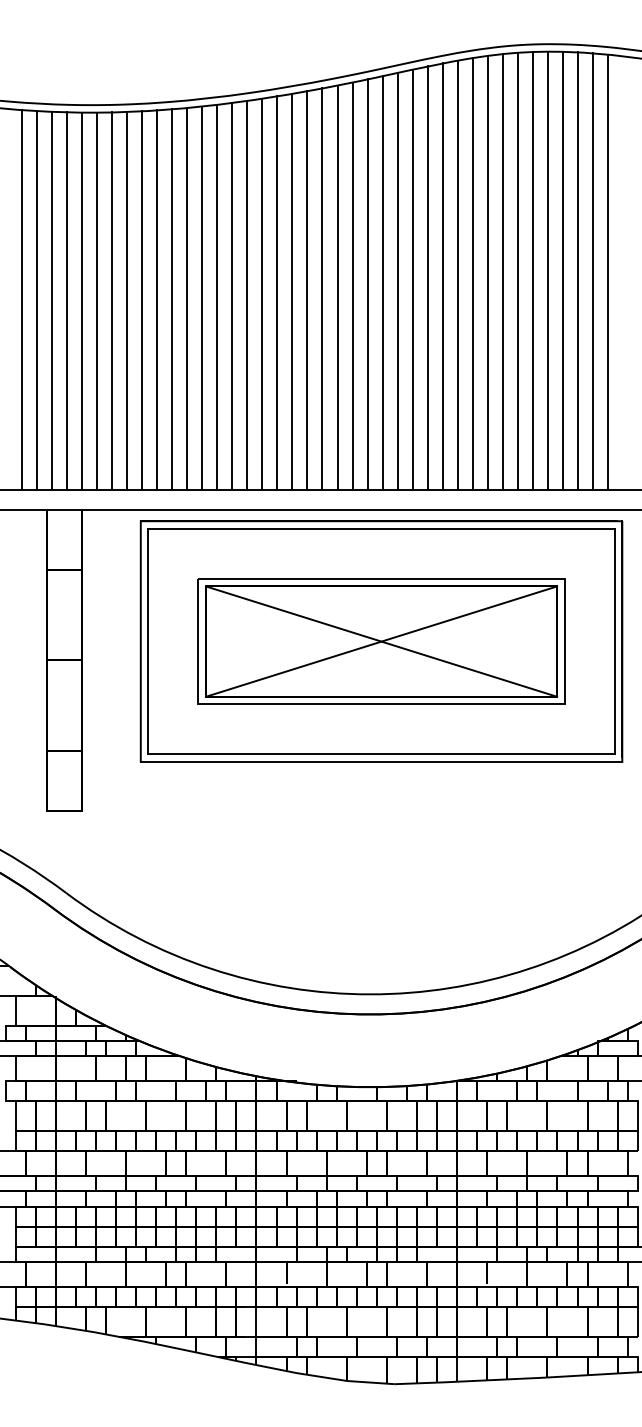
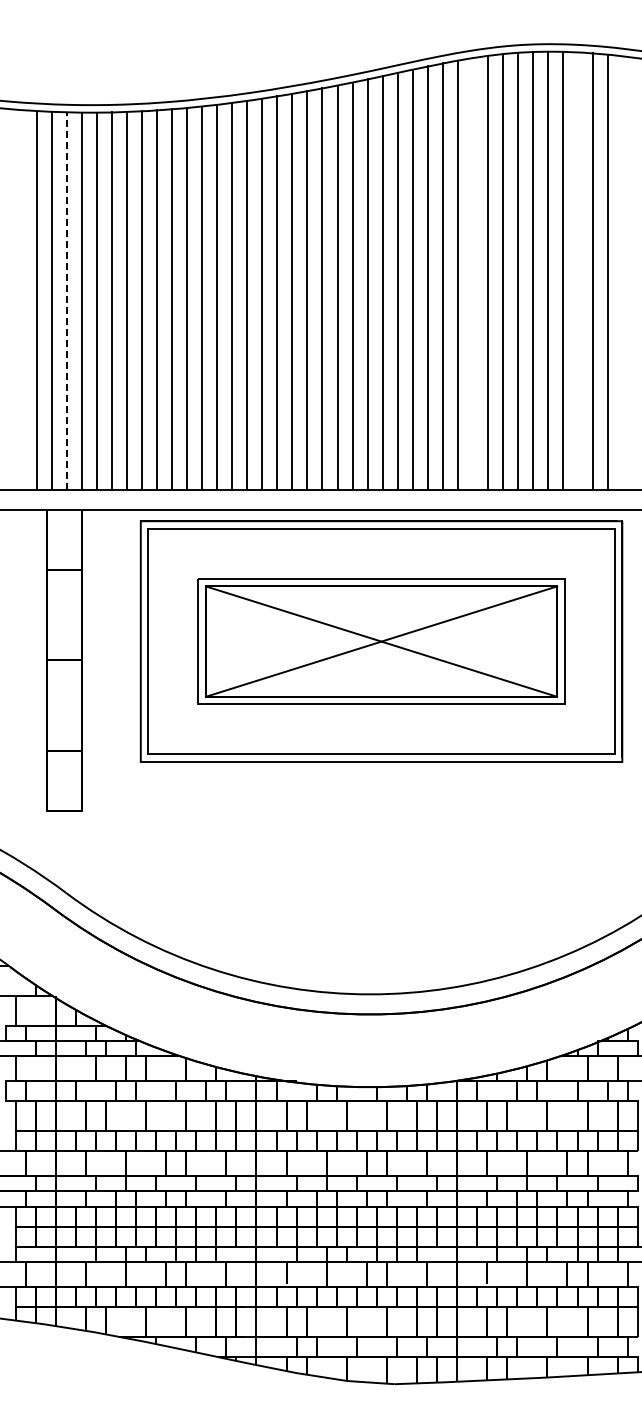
line: present -> none (578, 270)
line: present -> none (472, 273)
line: present -> none (21, 299)
line: solid -> dashed (66, 301)
